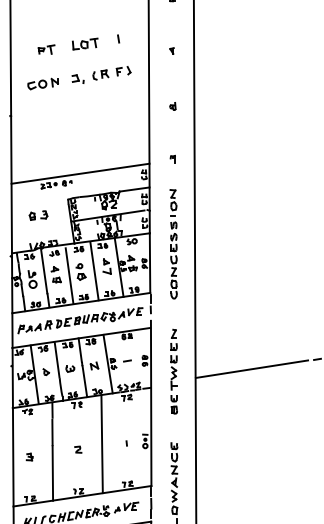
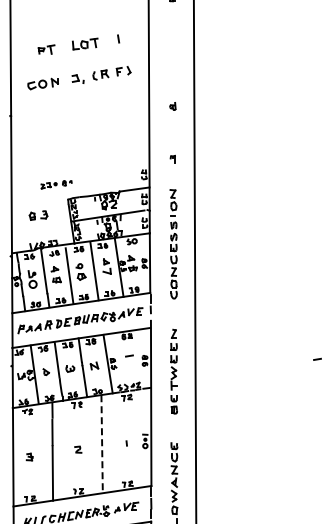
part: present -> none (171, 50)
line: present -> none (80, 173)
line position: (127, 360) -> (129, 355) (129, 355)
line: present -> none (251, 368)
line: solid -> dashed (102, 444)
